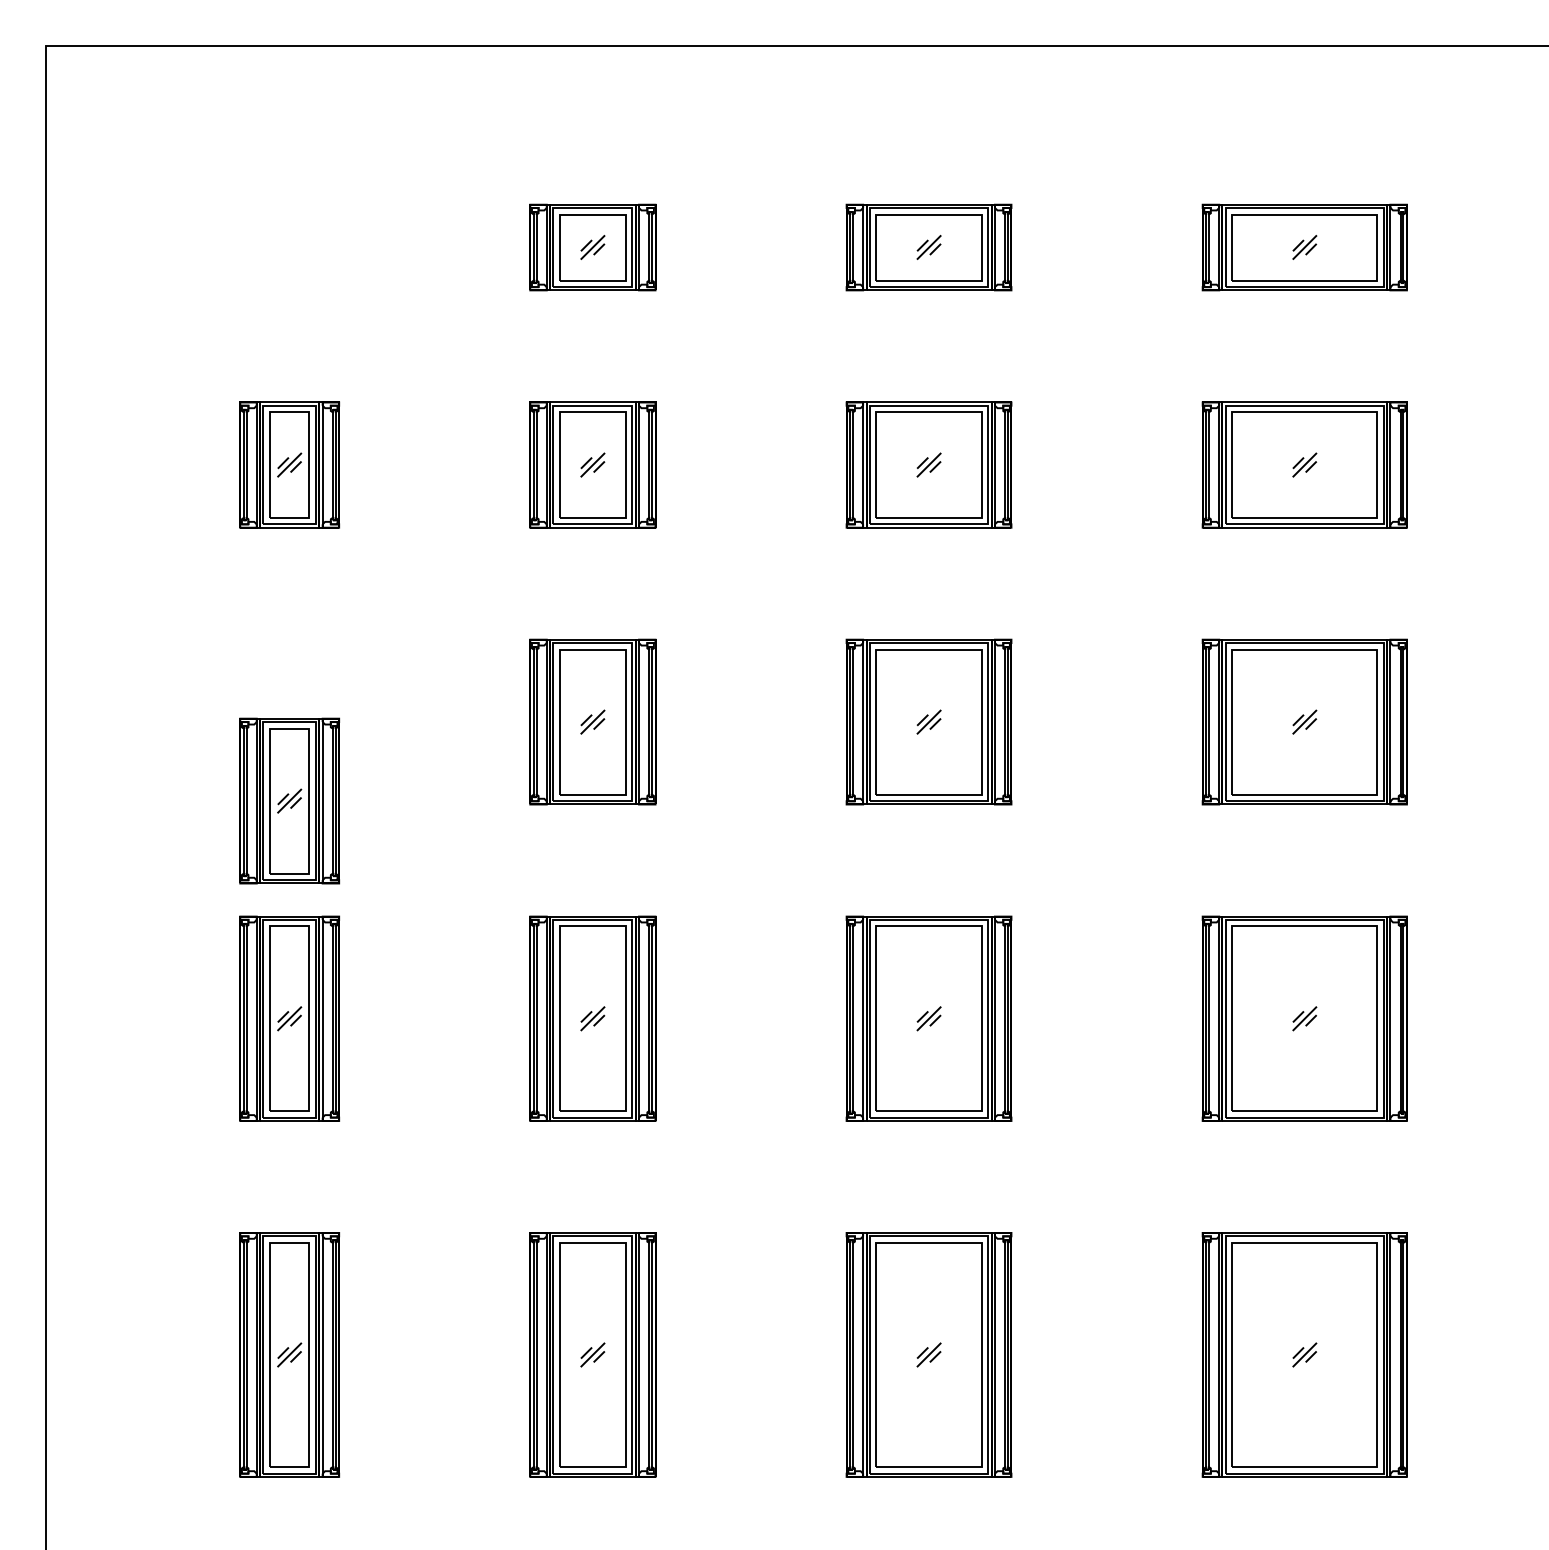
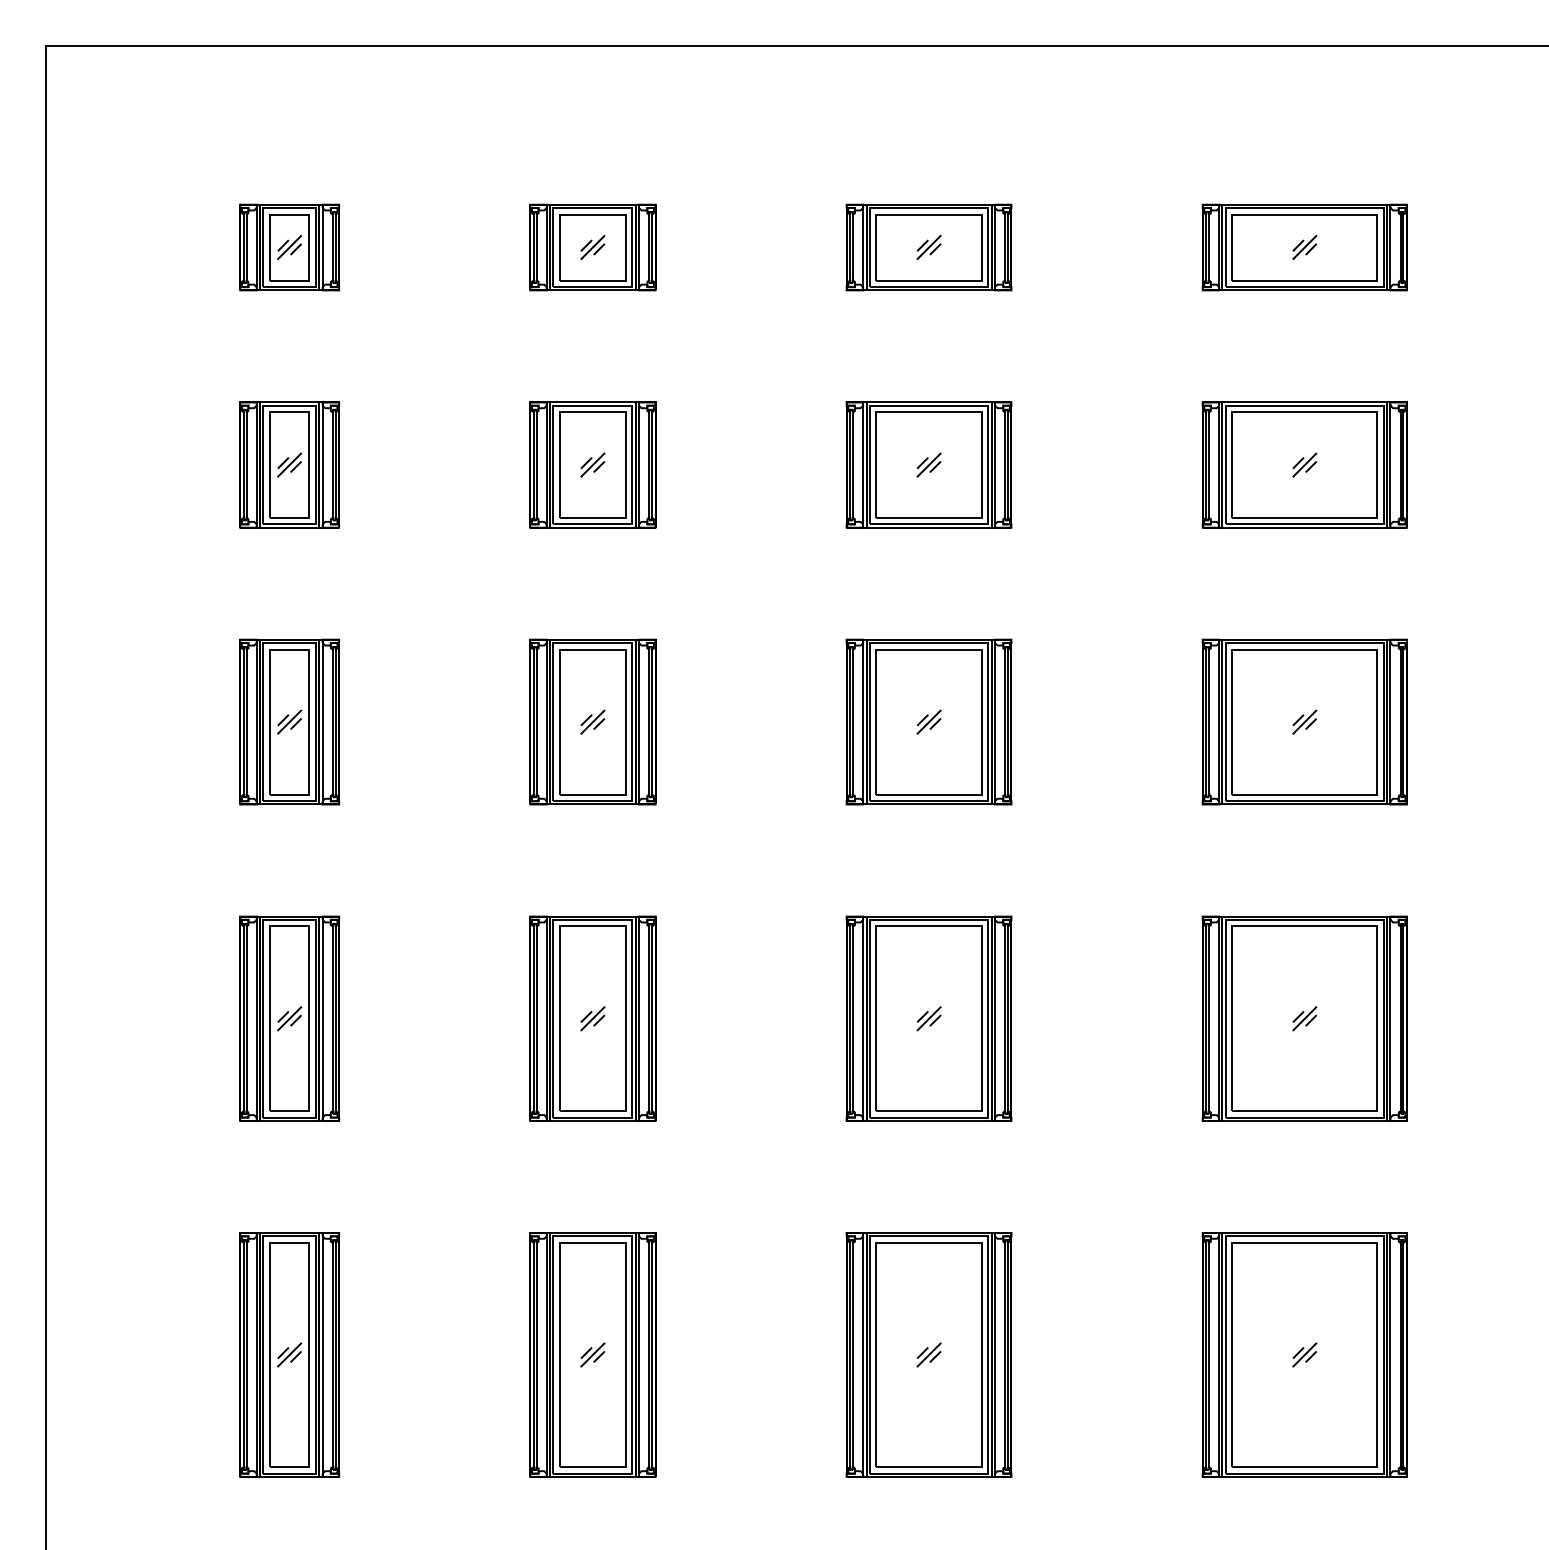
part: none -> present (289, 247)
part position: (289, 800) -> (289, 721) (289, 721)
